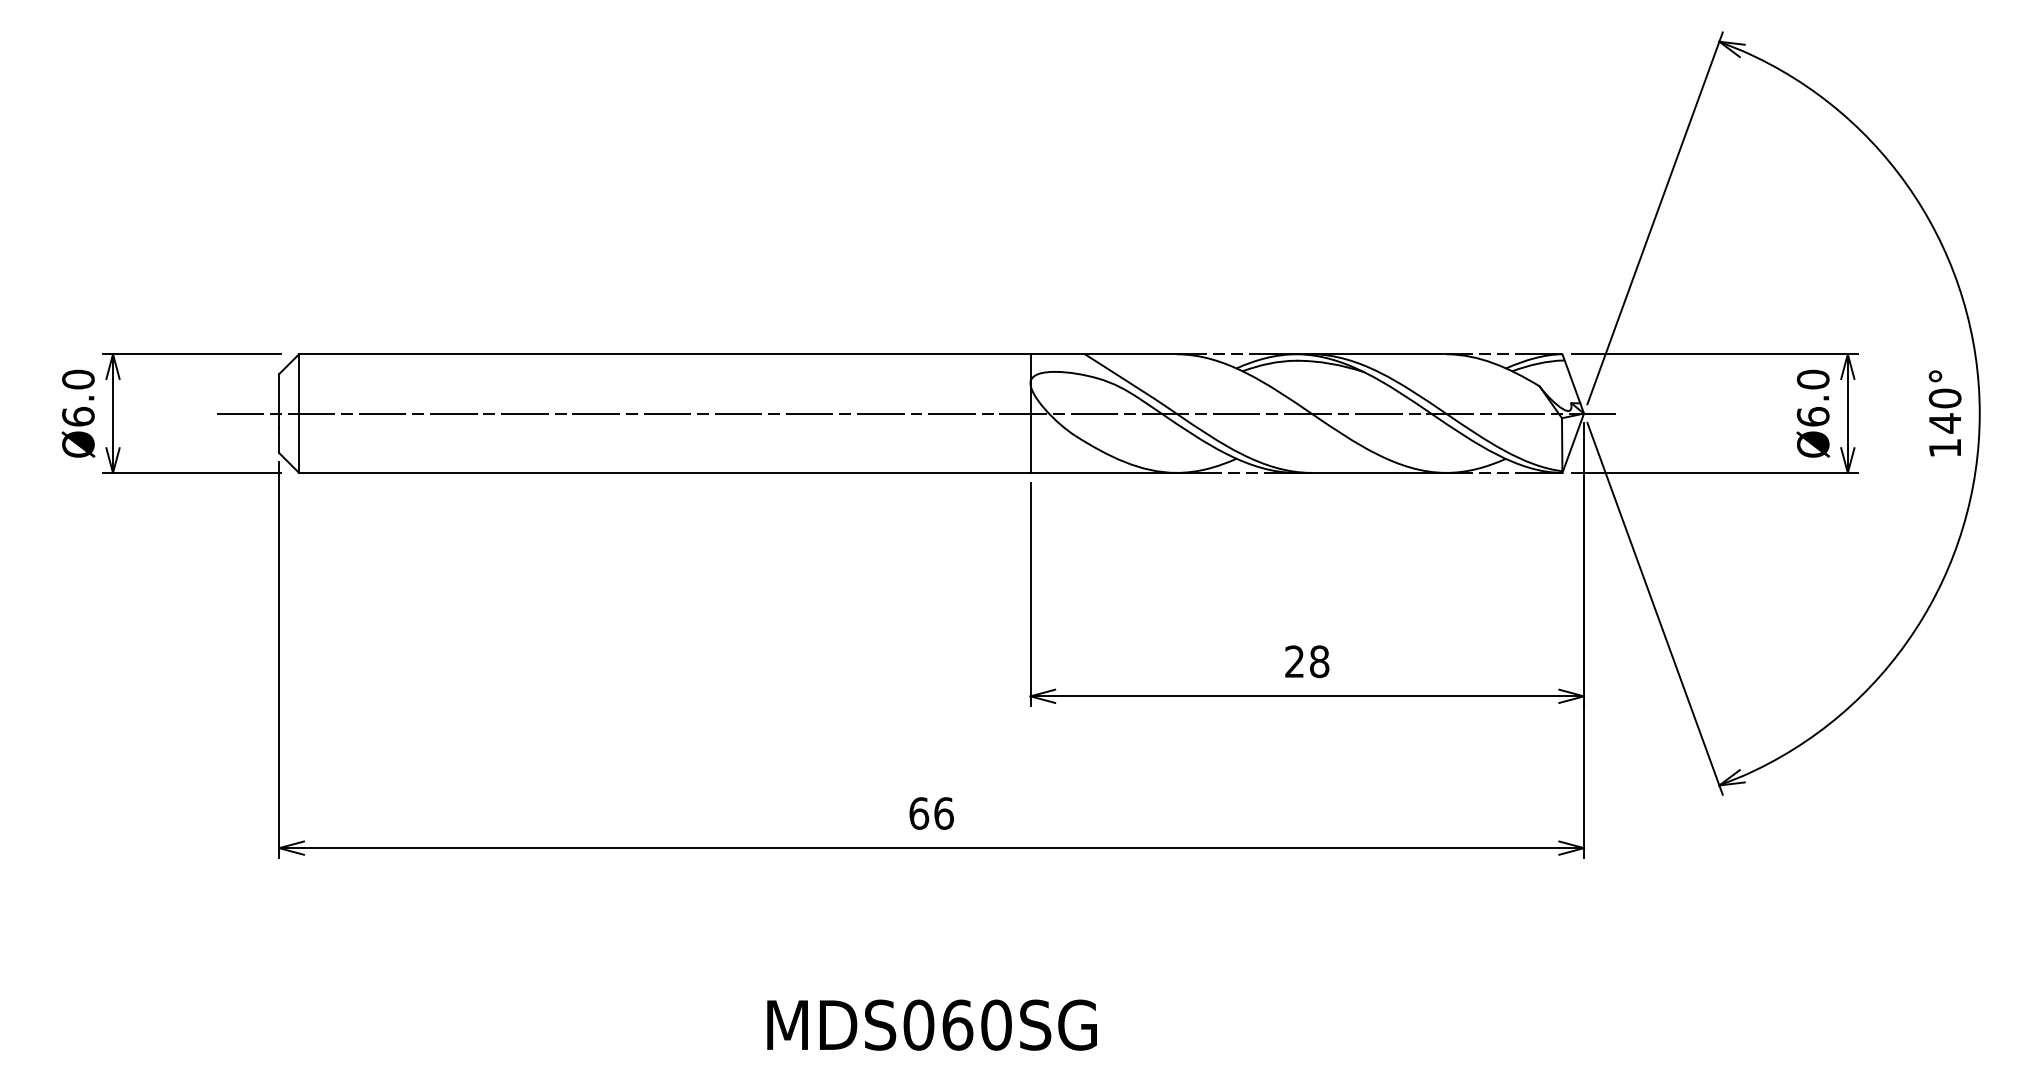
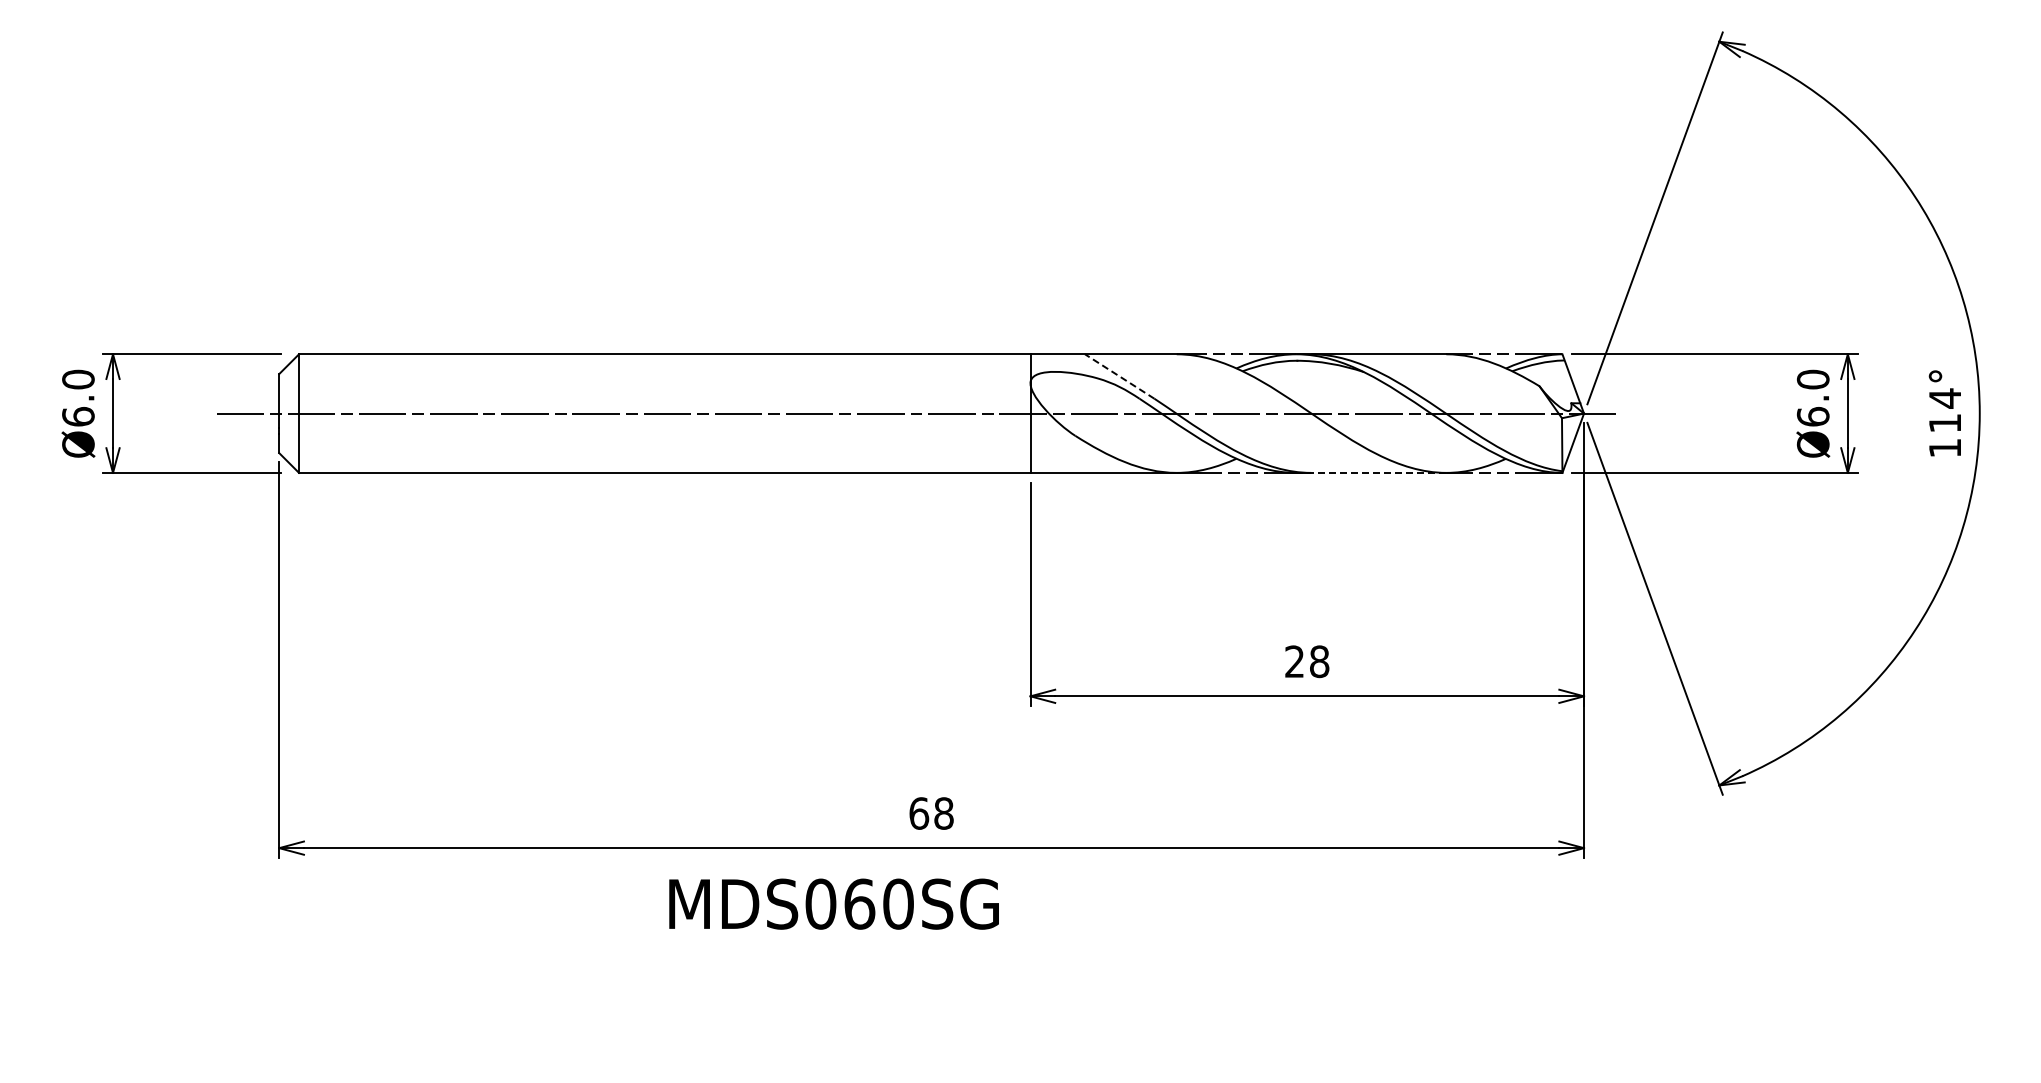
line: solid -> dashed (1119, 376)
text: 140° -> 114° (1944, 410)
line: solid -> dashed (1371, 472)
text: 66 -> 68 (943, 813)
text position: (931, 1024) -> (833, 903) (833, 903)
